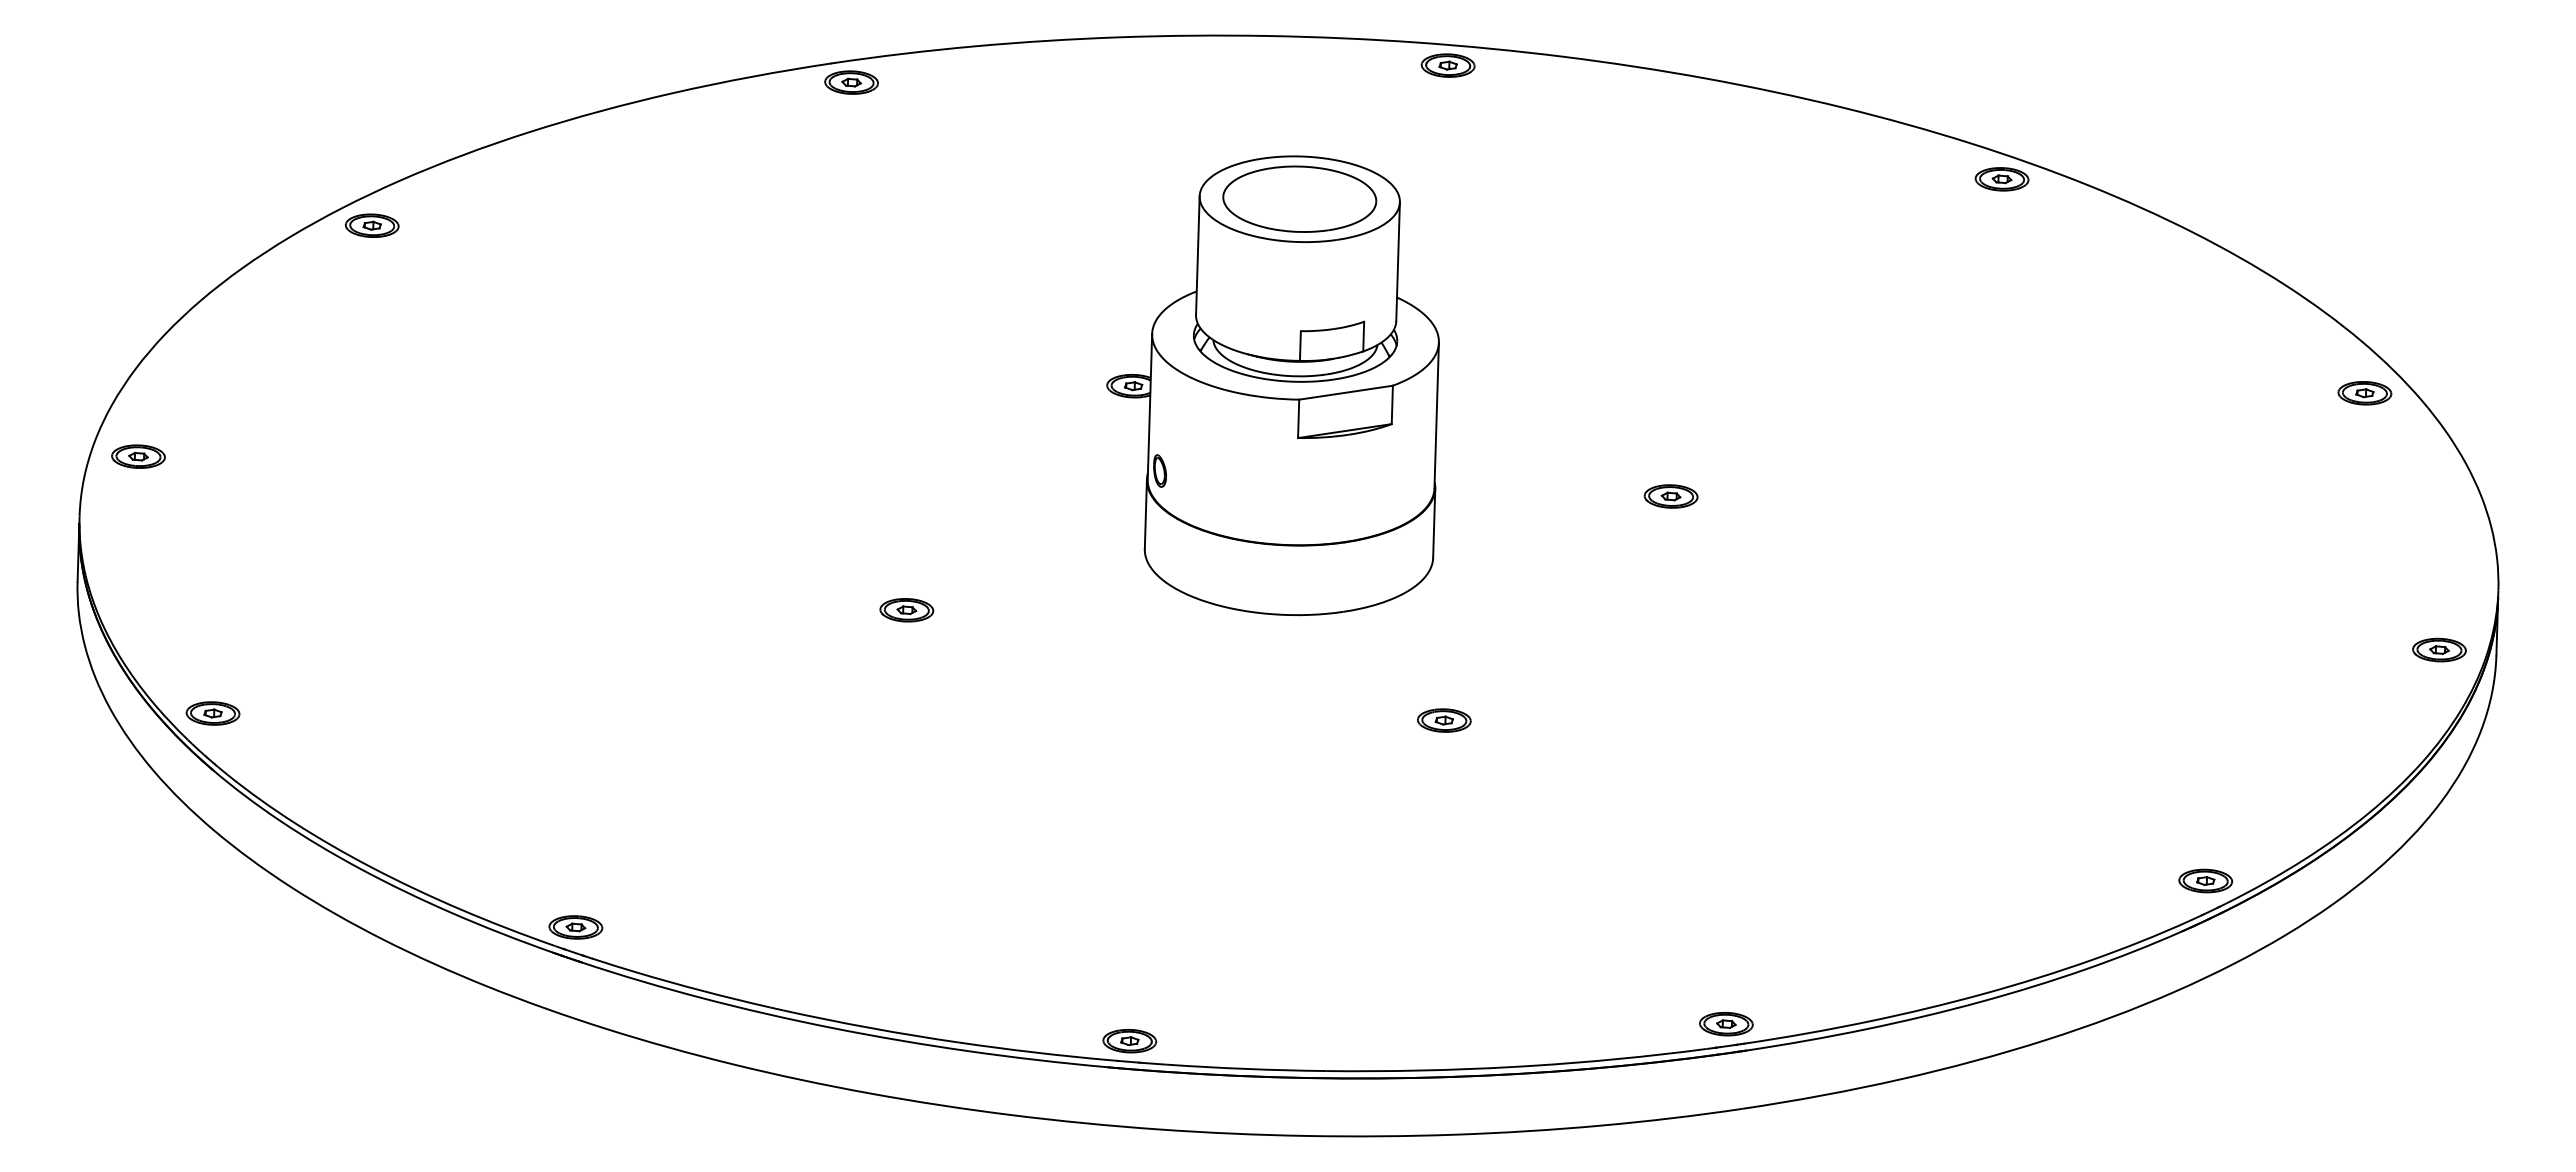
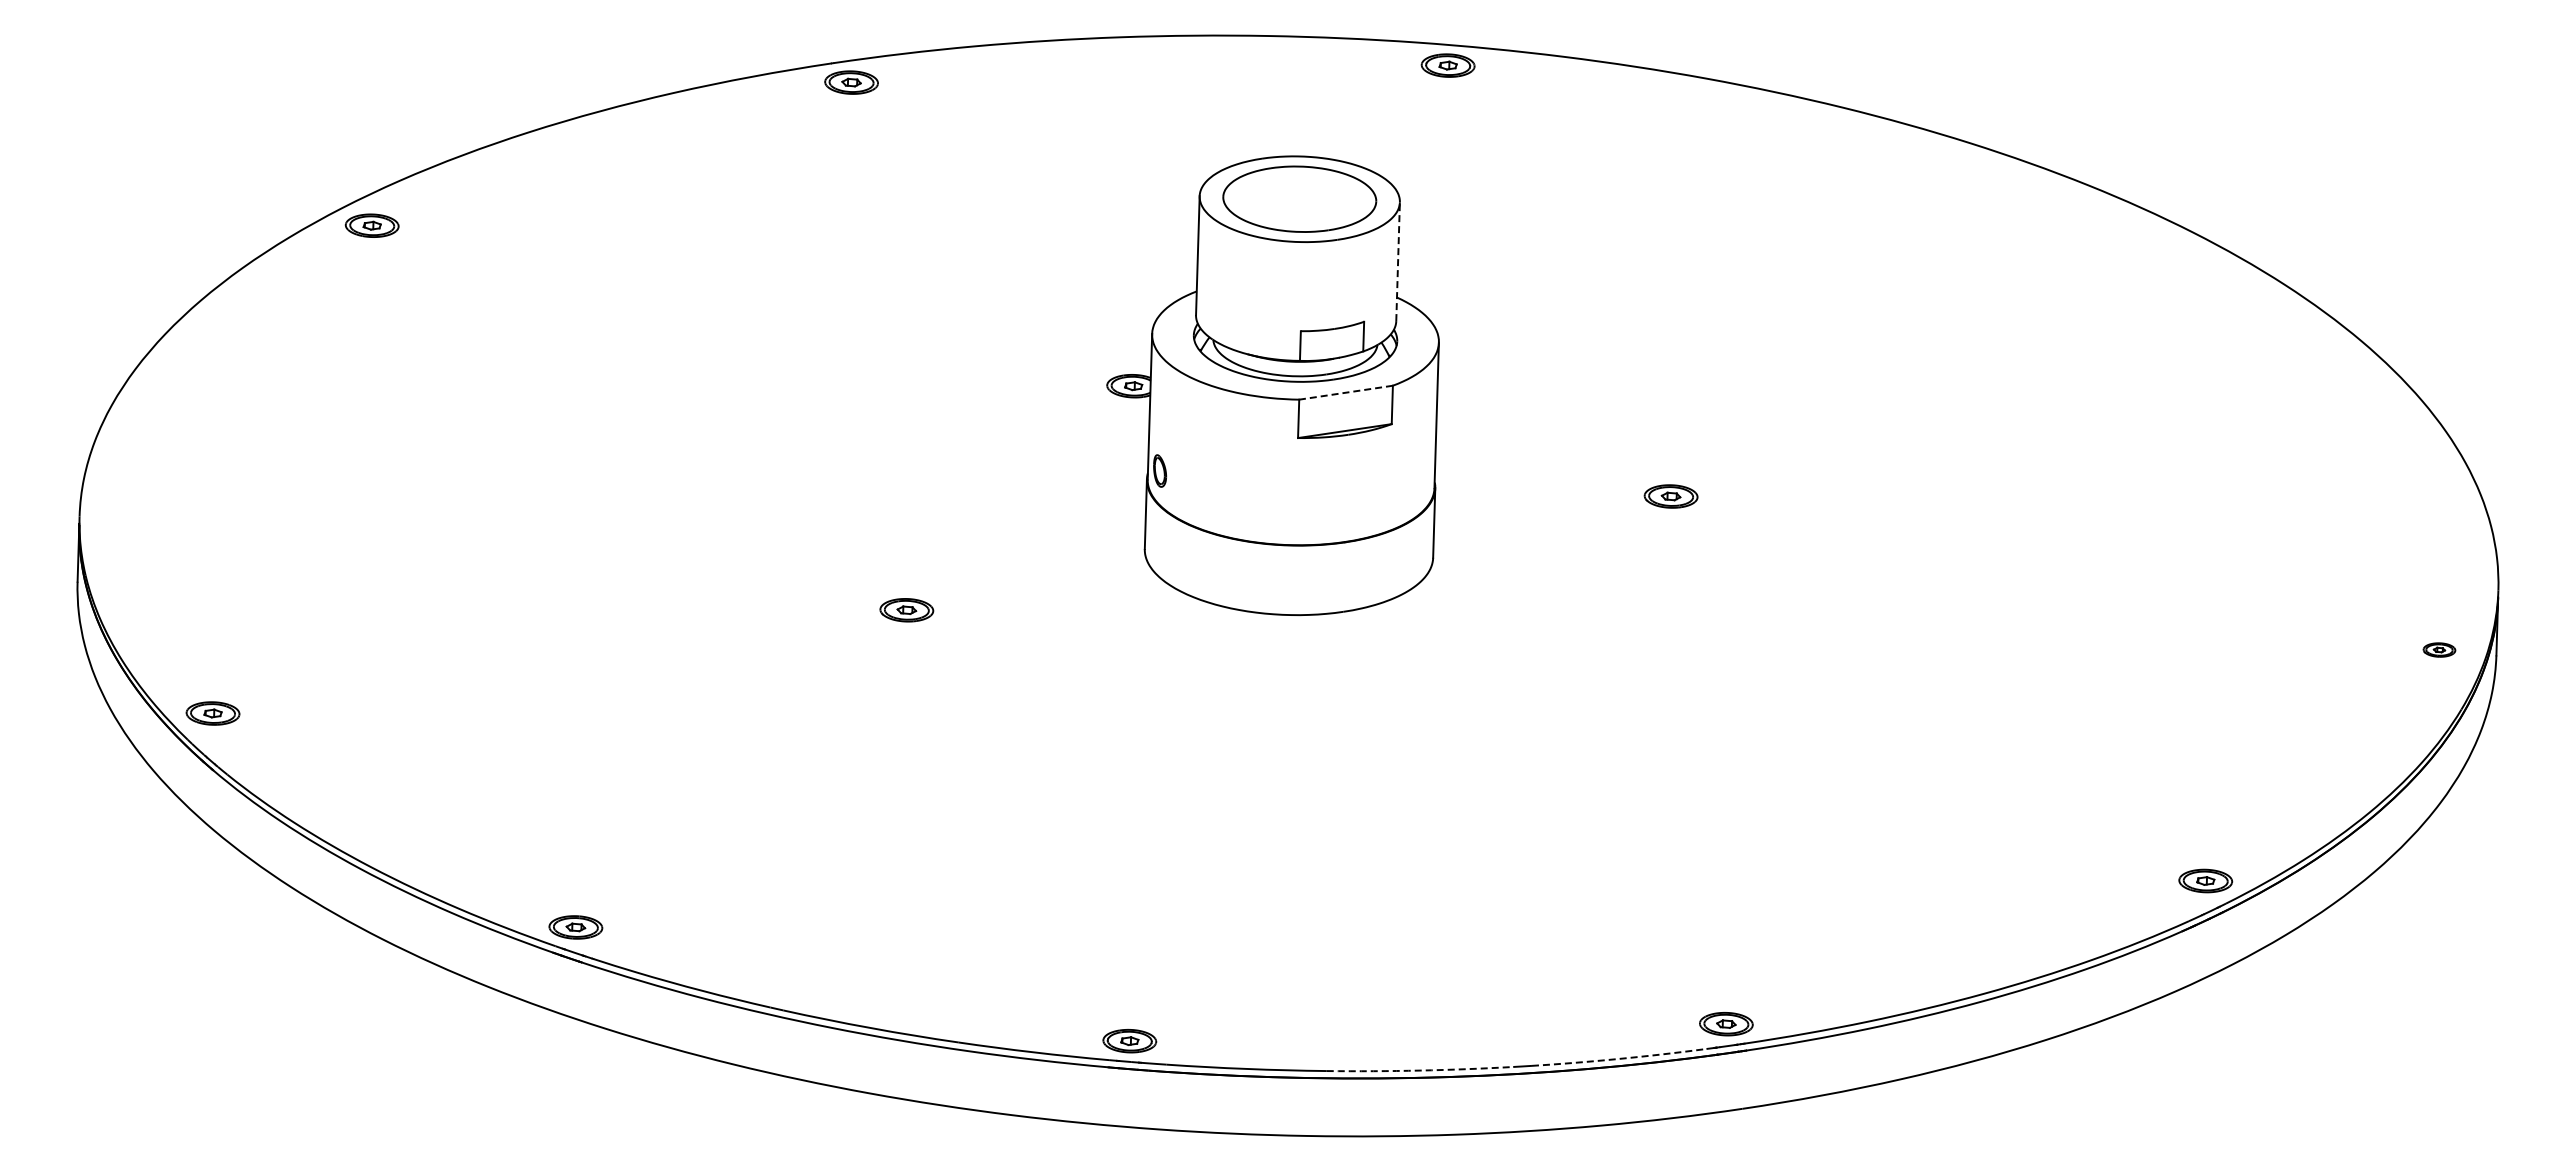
part: present -> none (2001, 179)
line: solid -> dashed (1398, 261)
line: solid -> dashed (1345, 392)
part: present -> none (2364, 393)
part: present -> none (138, 456)
part size: 55x26 px -> 35x16 px (2439, 649)
part: present -> none (1444, 720)
arc: solid -> dashed (1619, 1058)
arc: solid -> dashed (1420, 1070)
